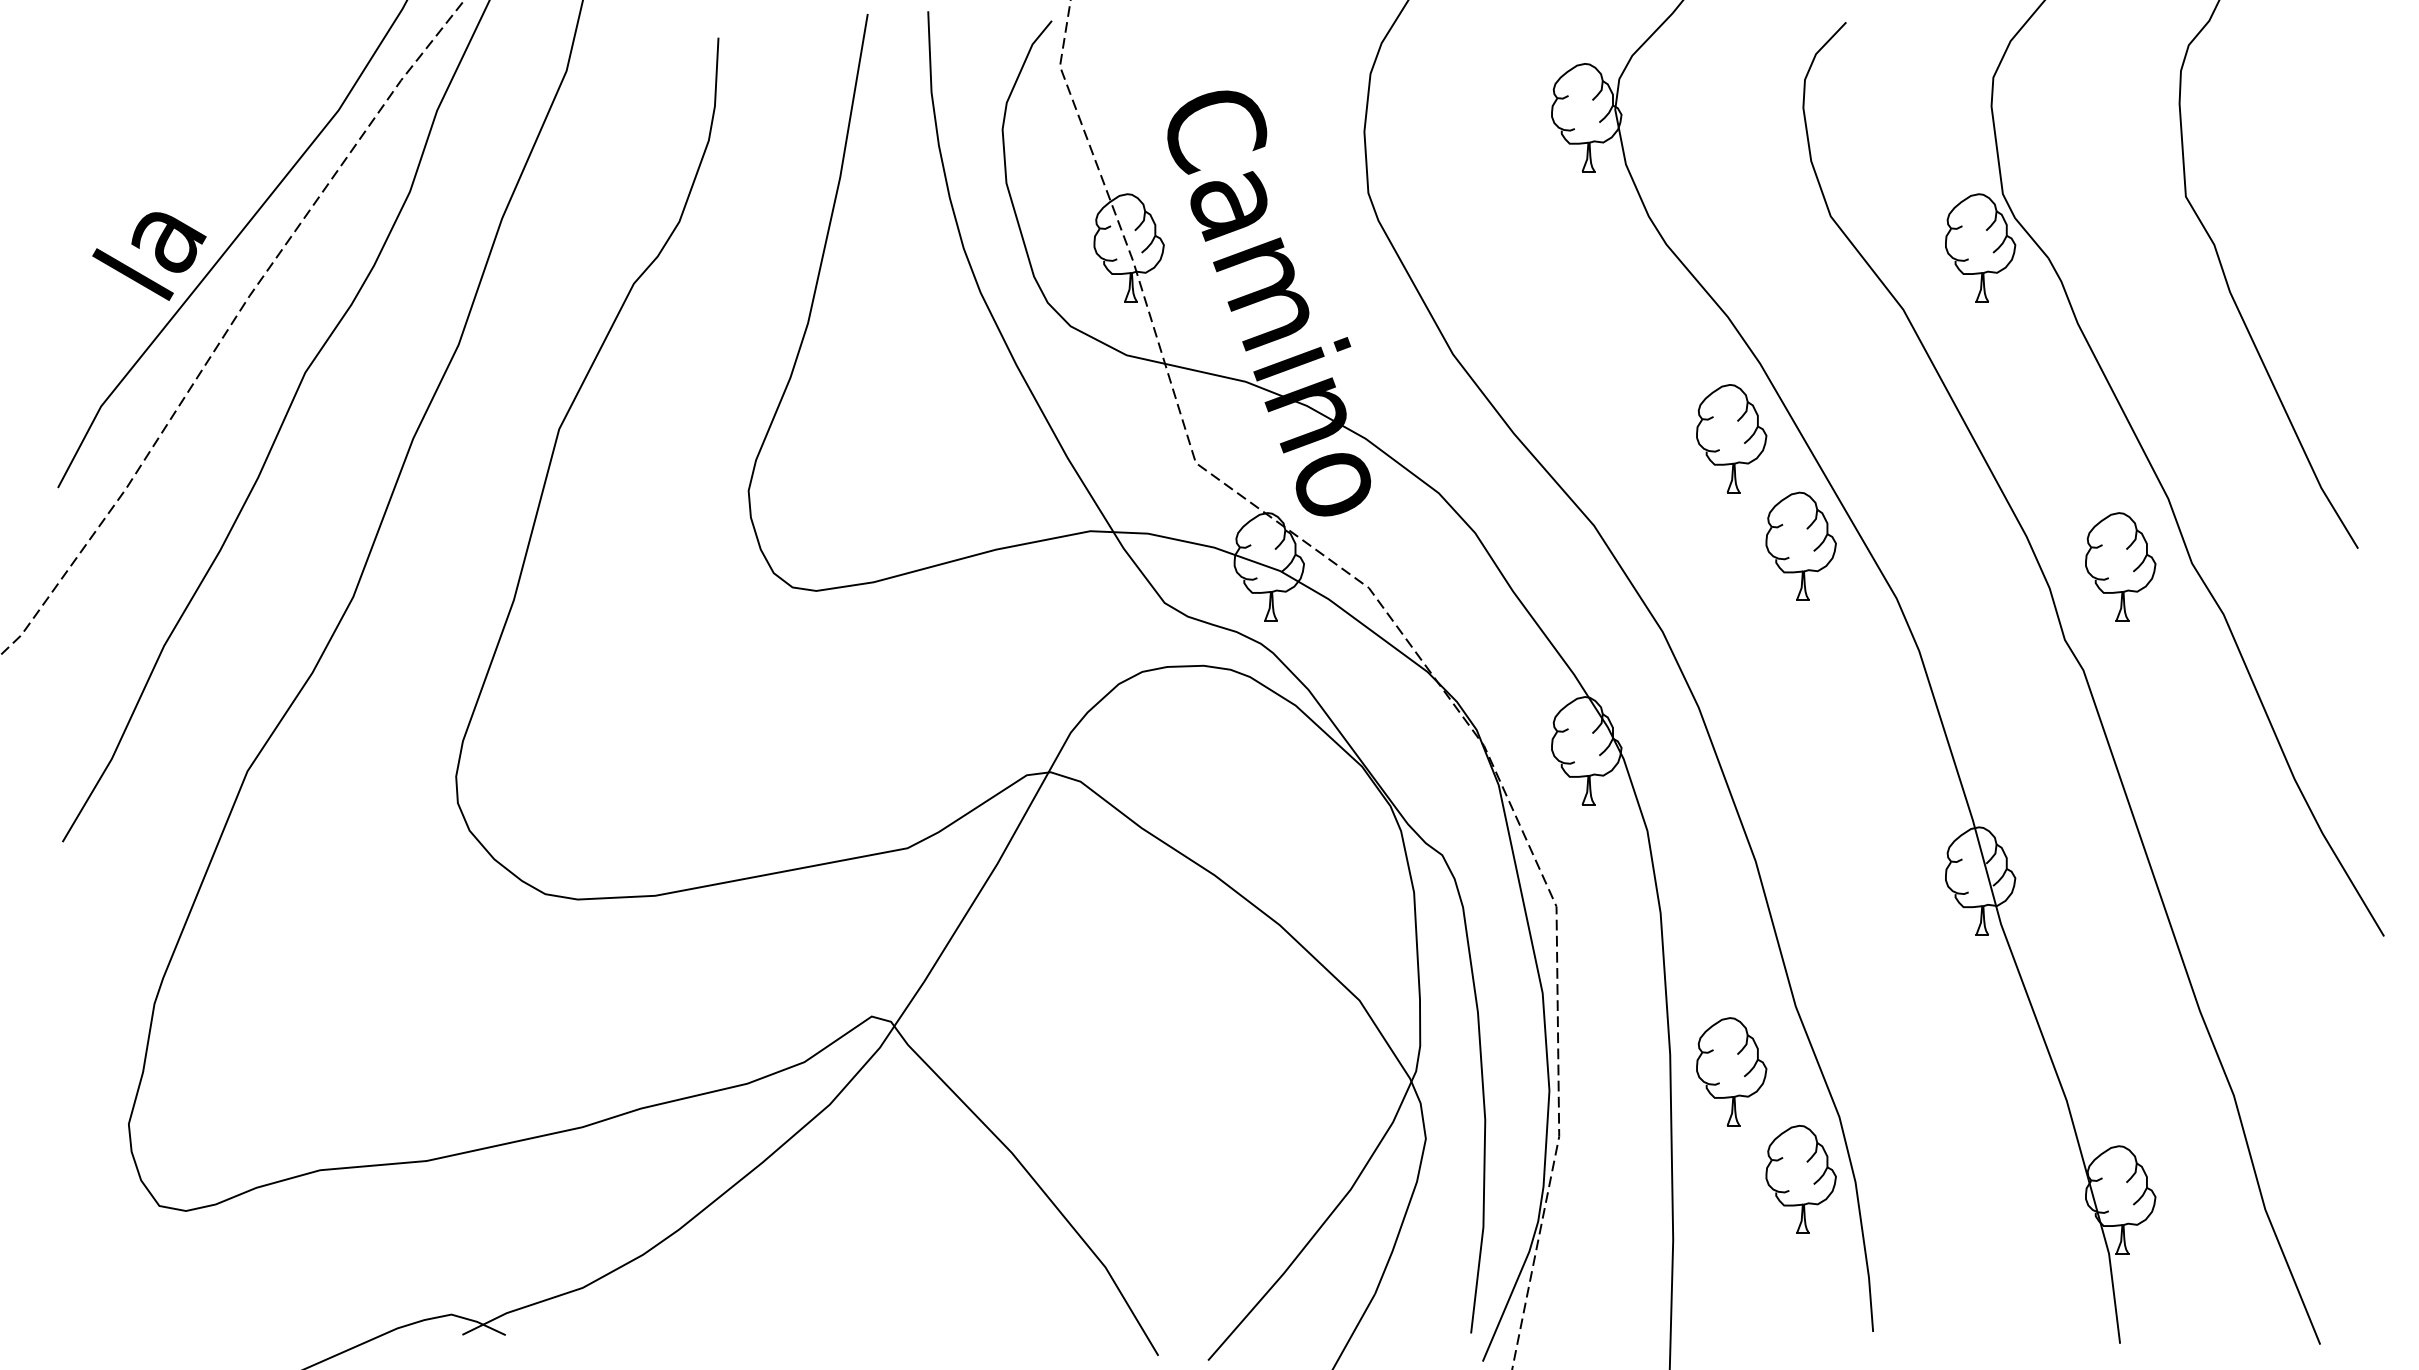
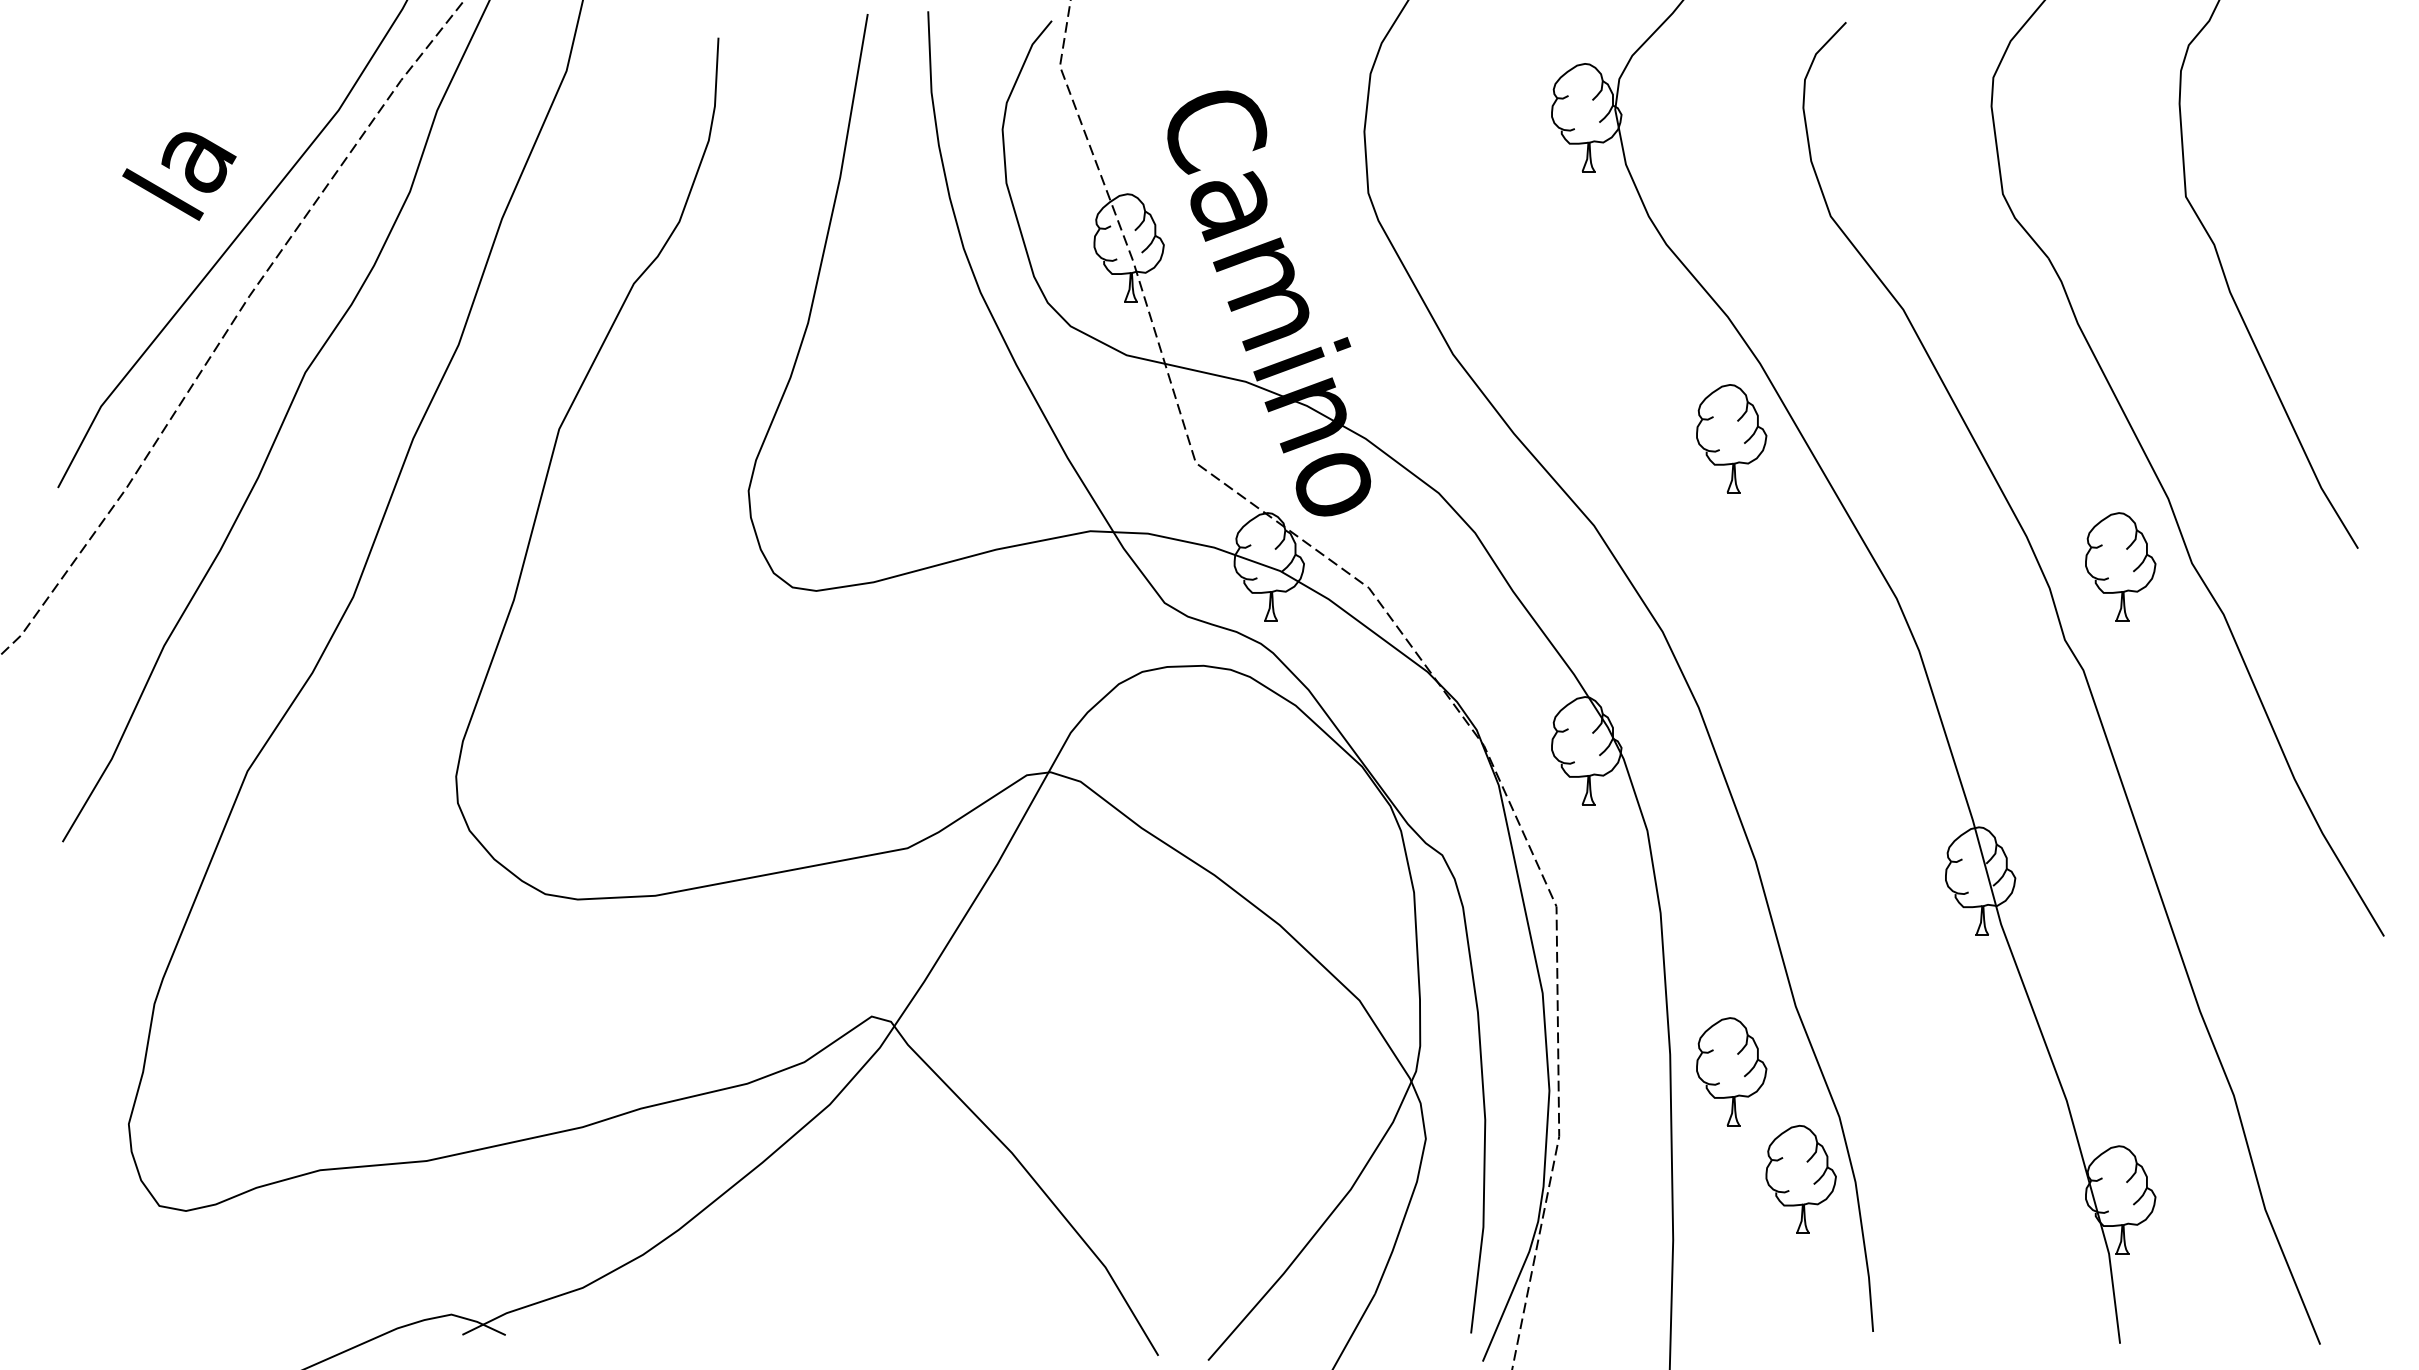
part: present -> none (1980, 247)
text position: (149, 256) -> (179, 176) (179, 176)
part: present -> none (1800, 545)
